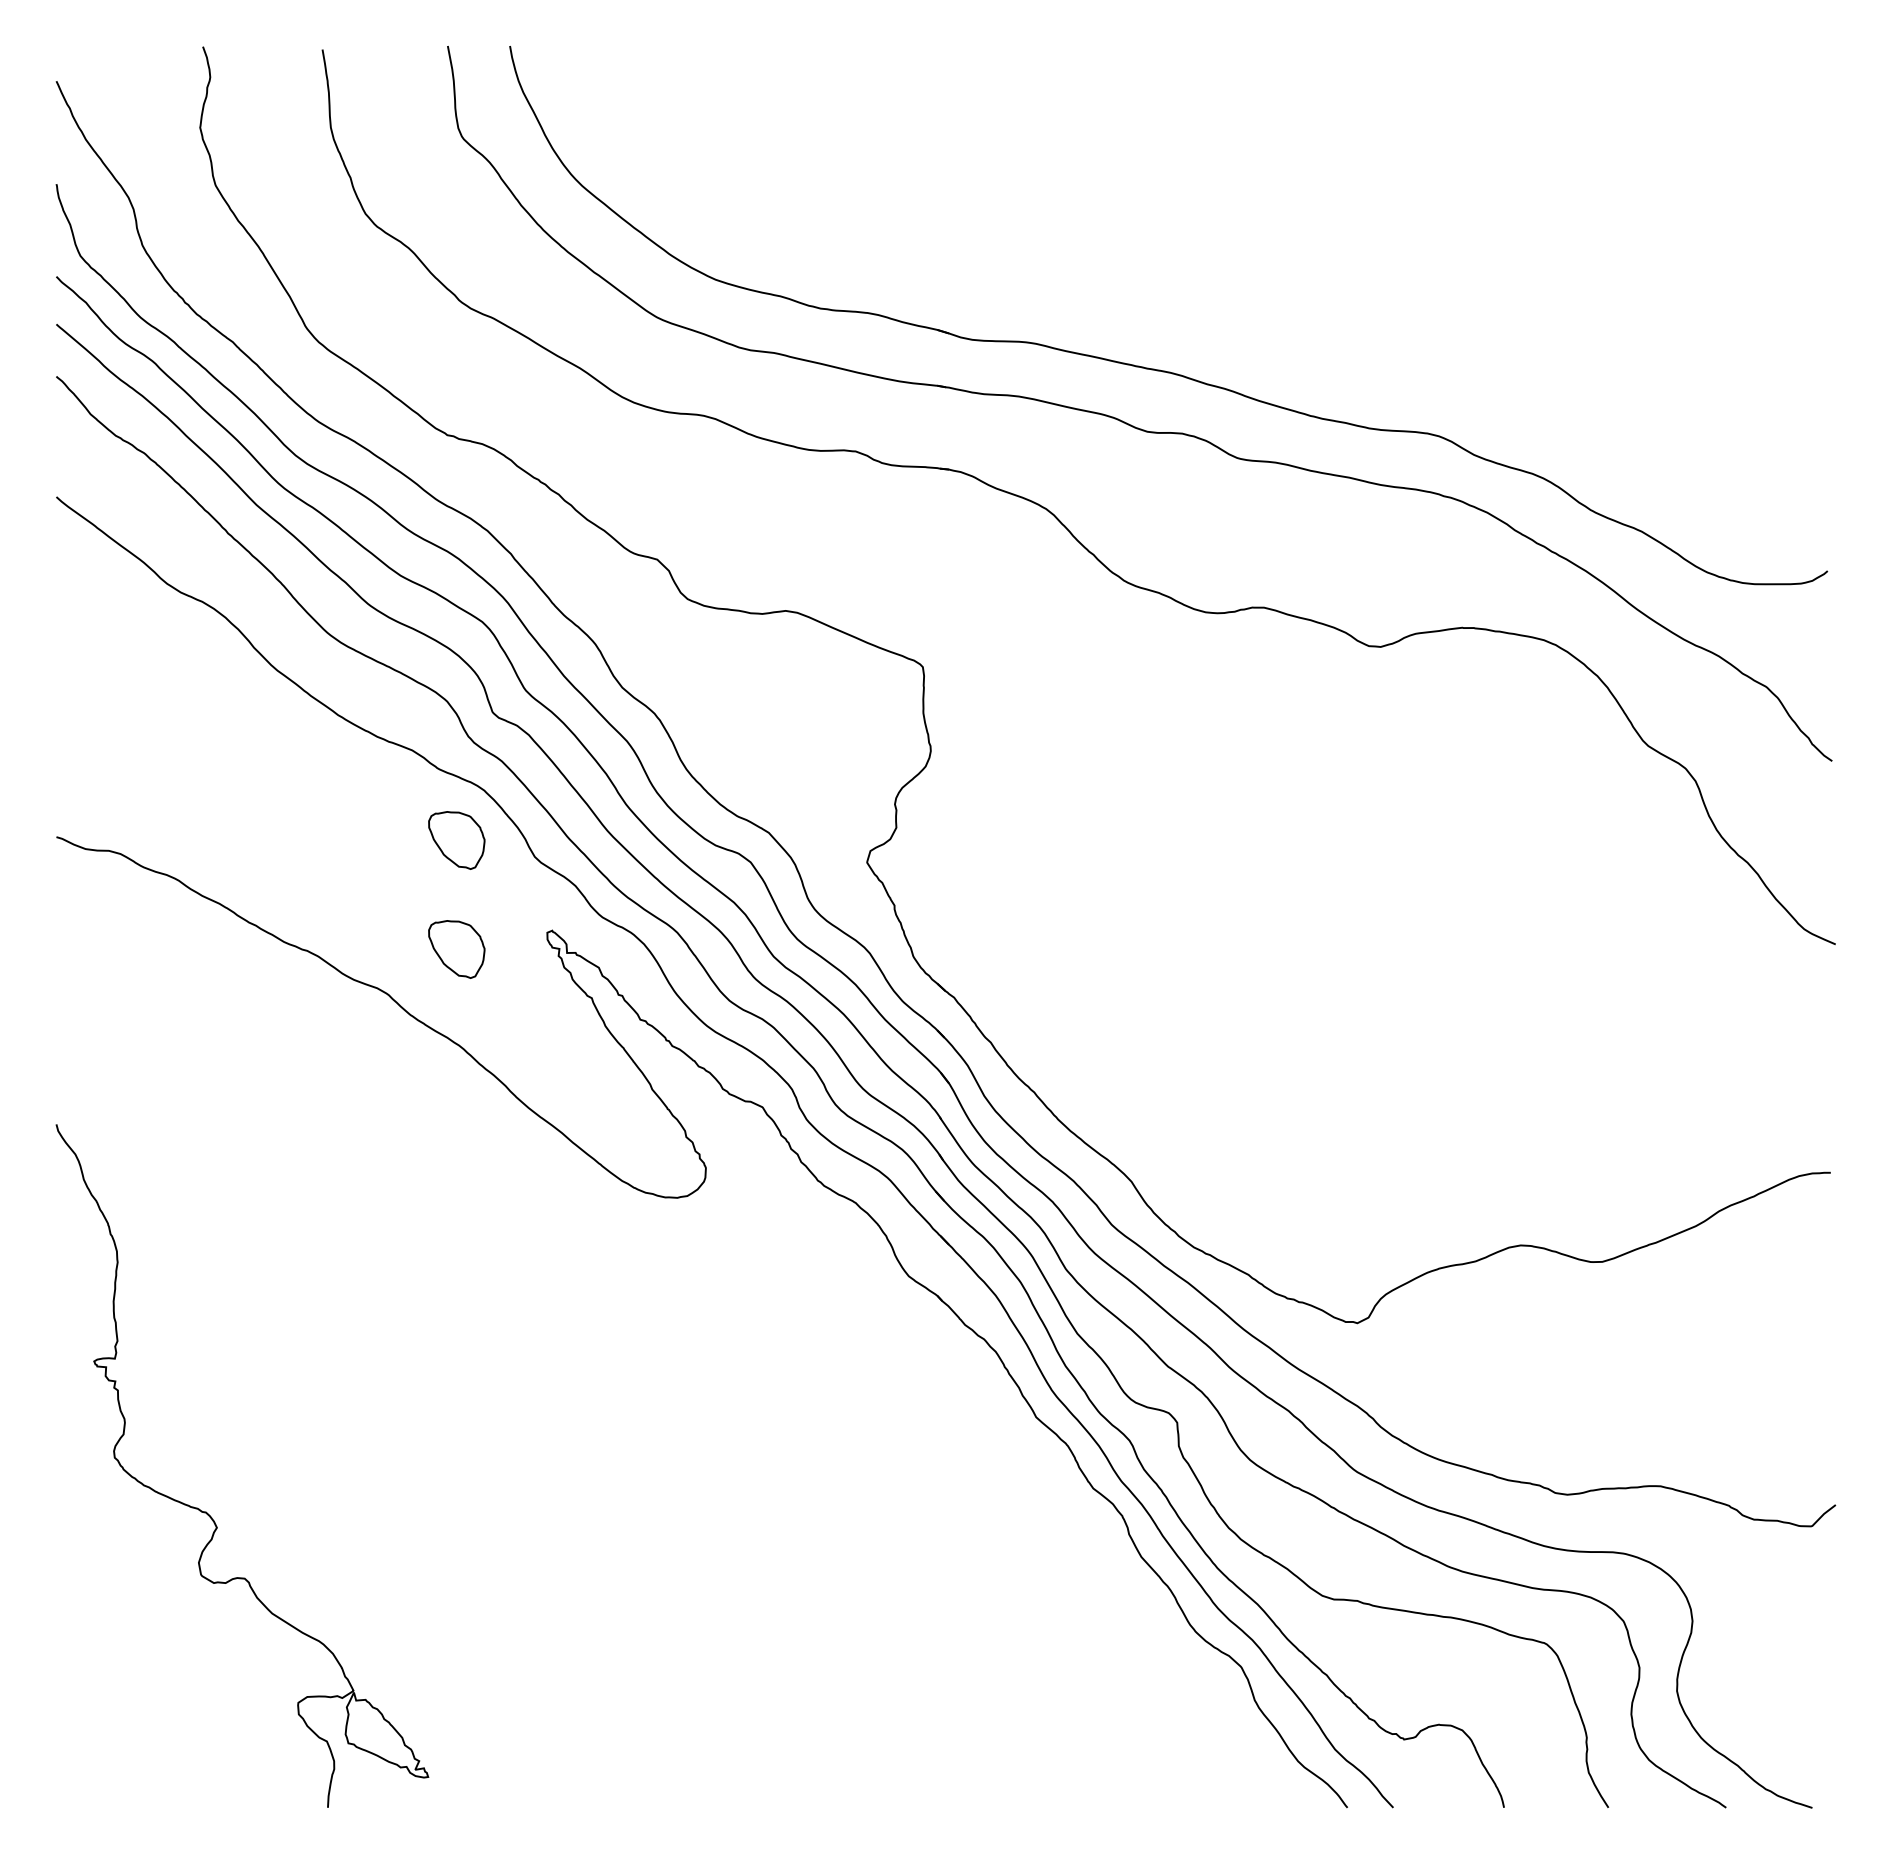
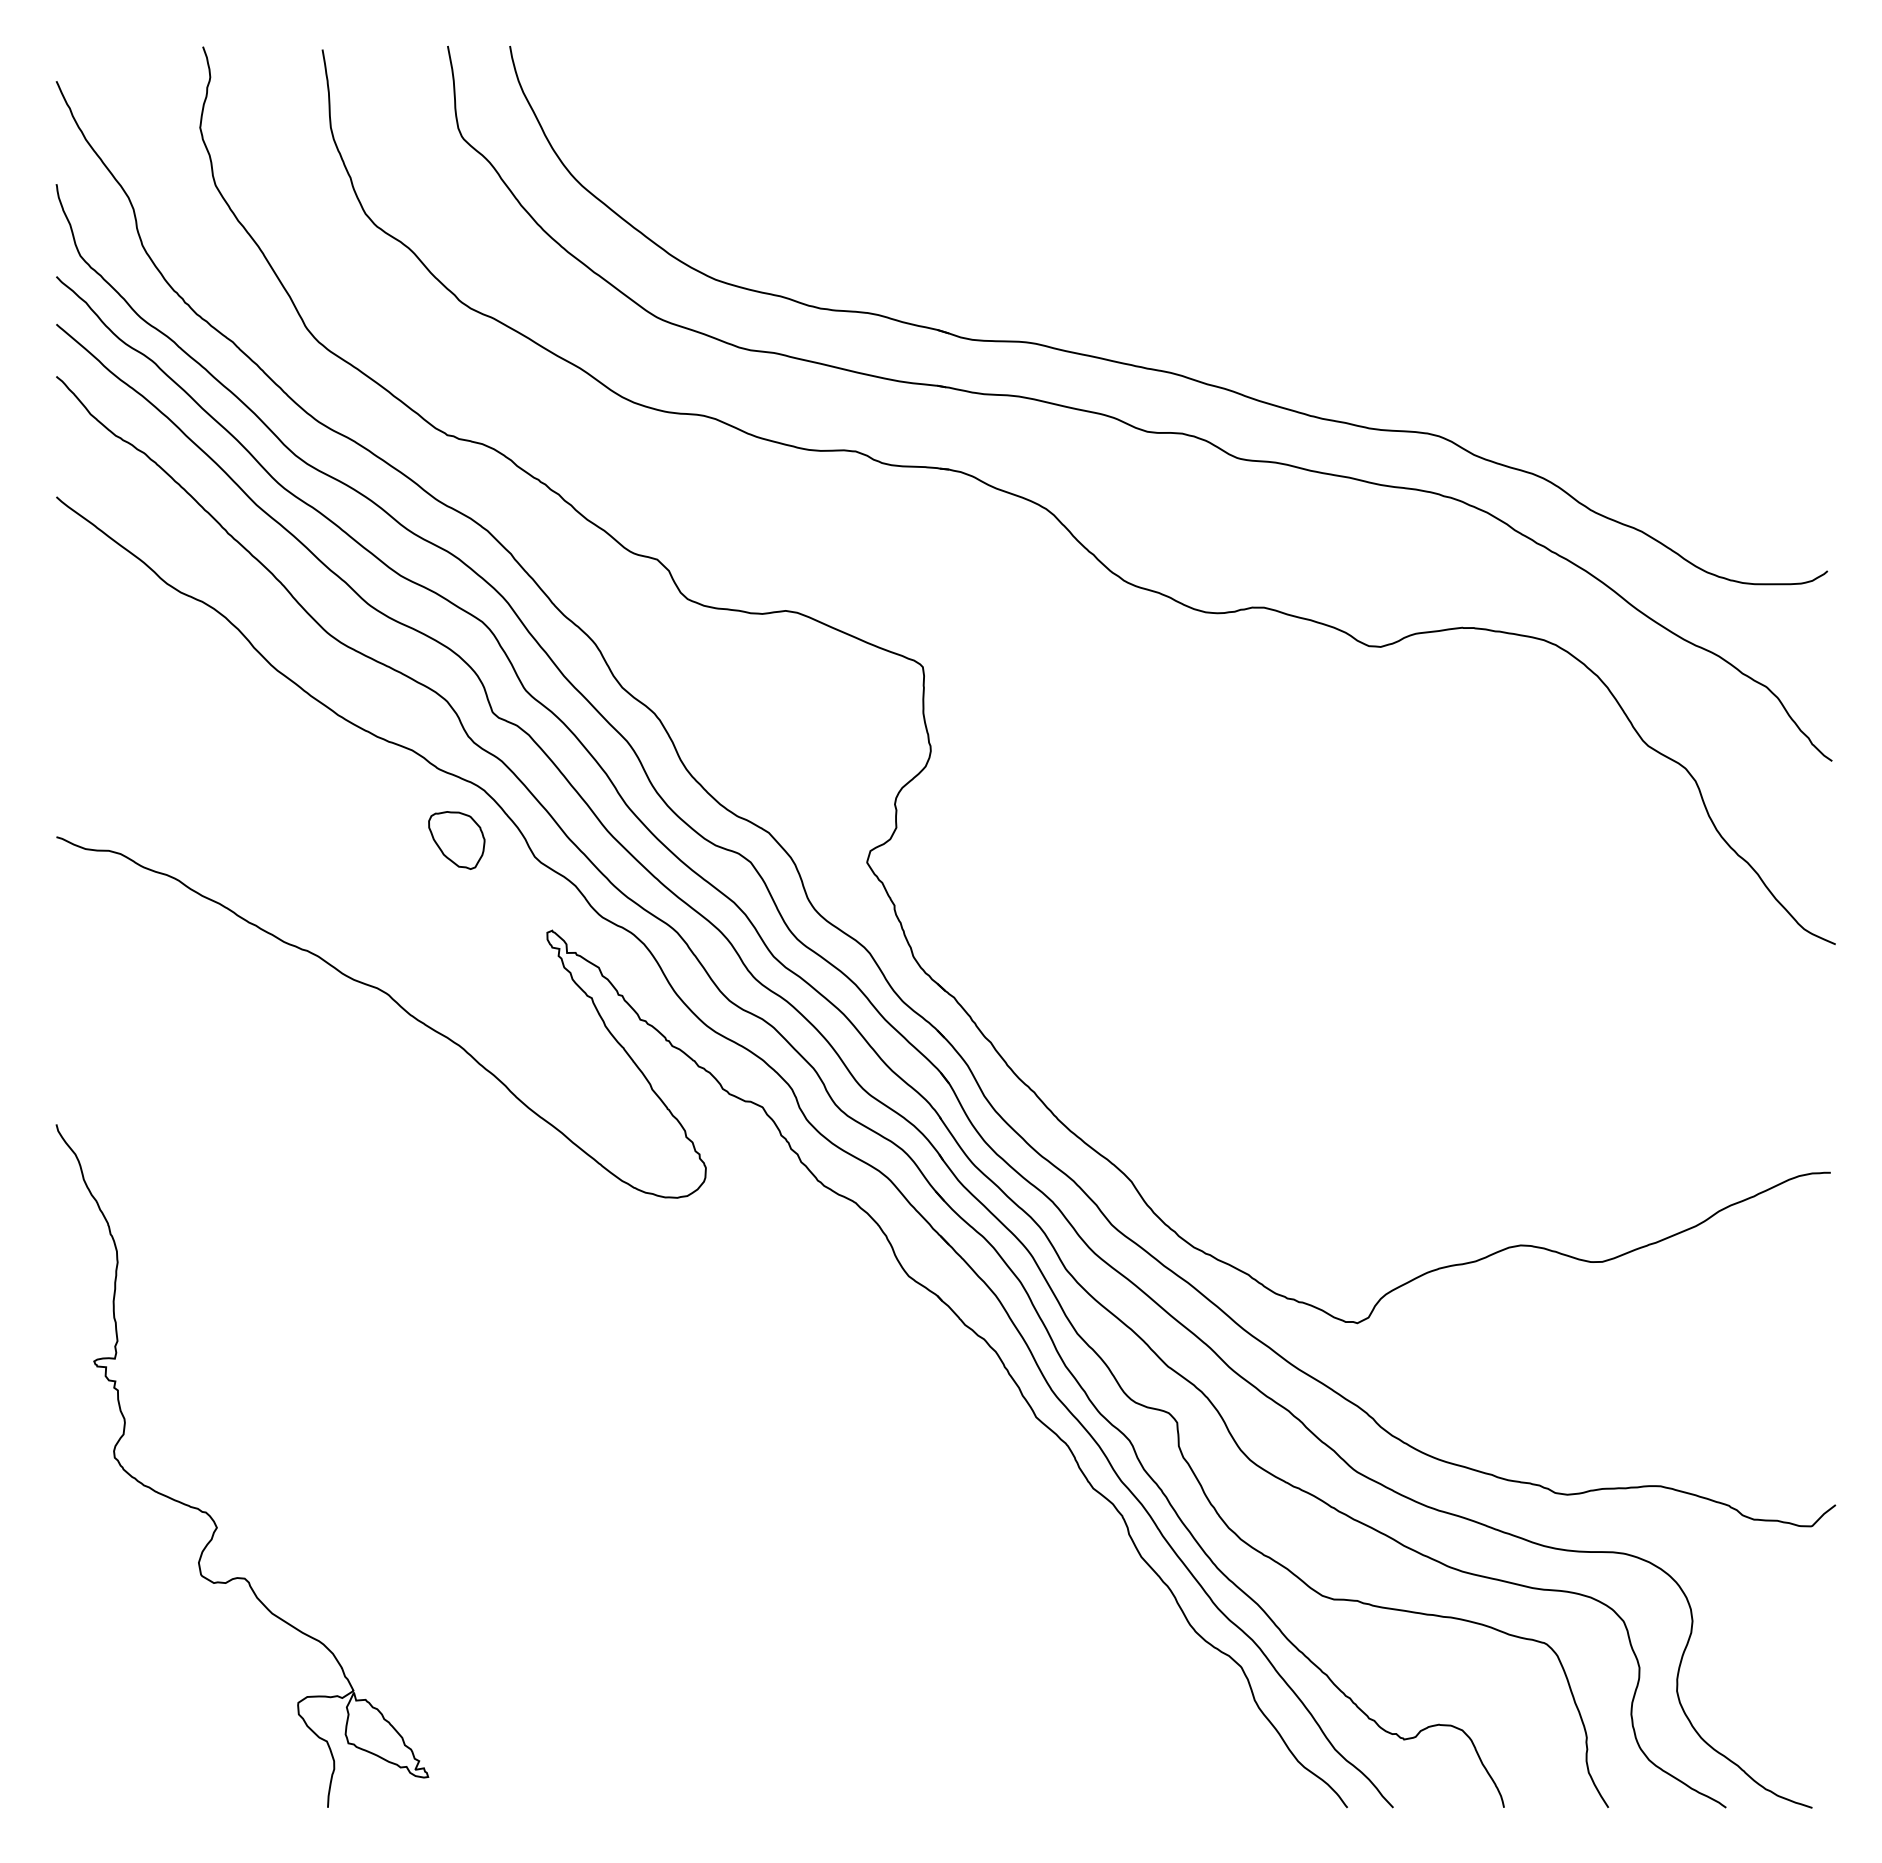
part: present -> none (456, 949)
